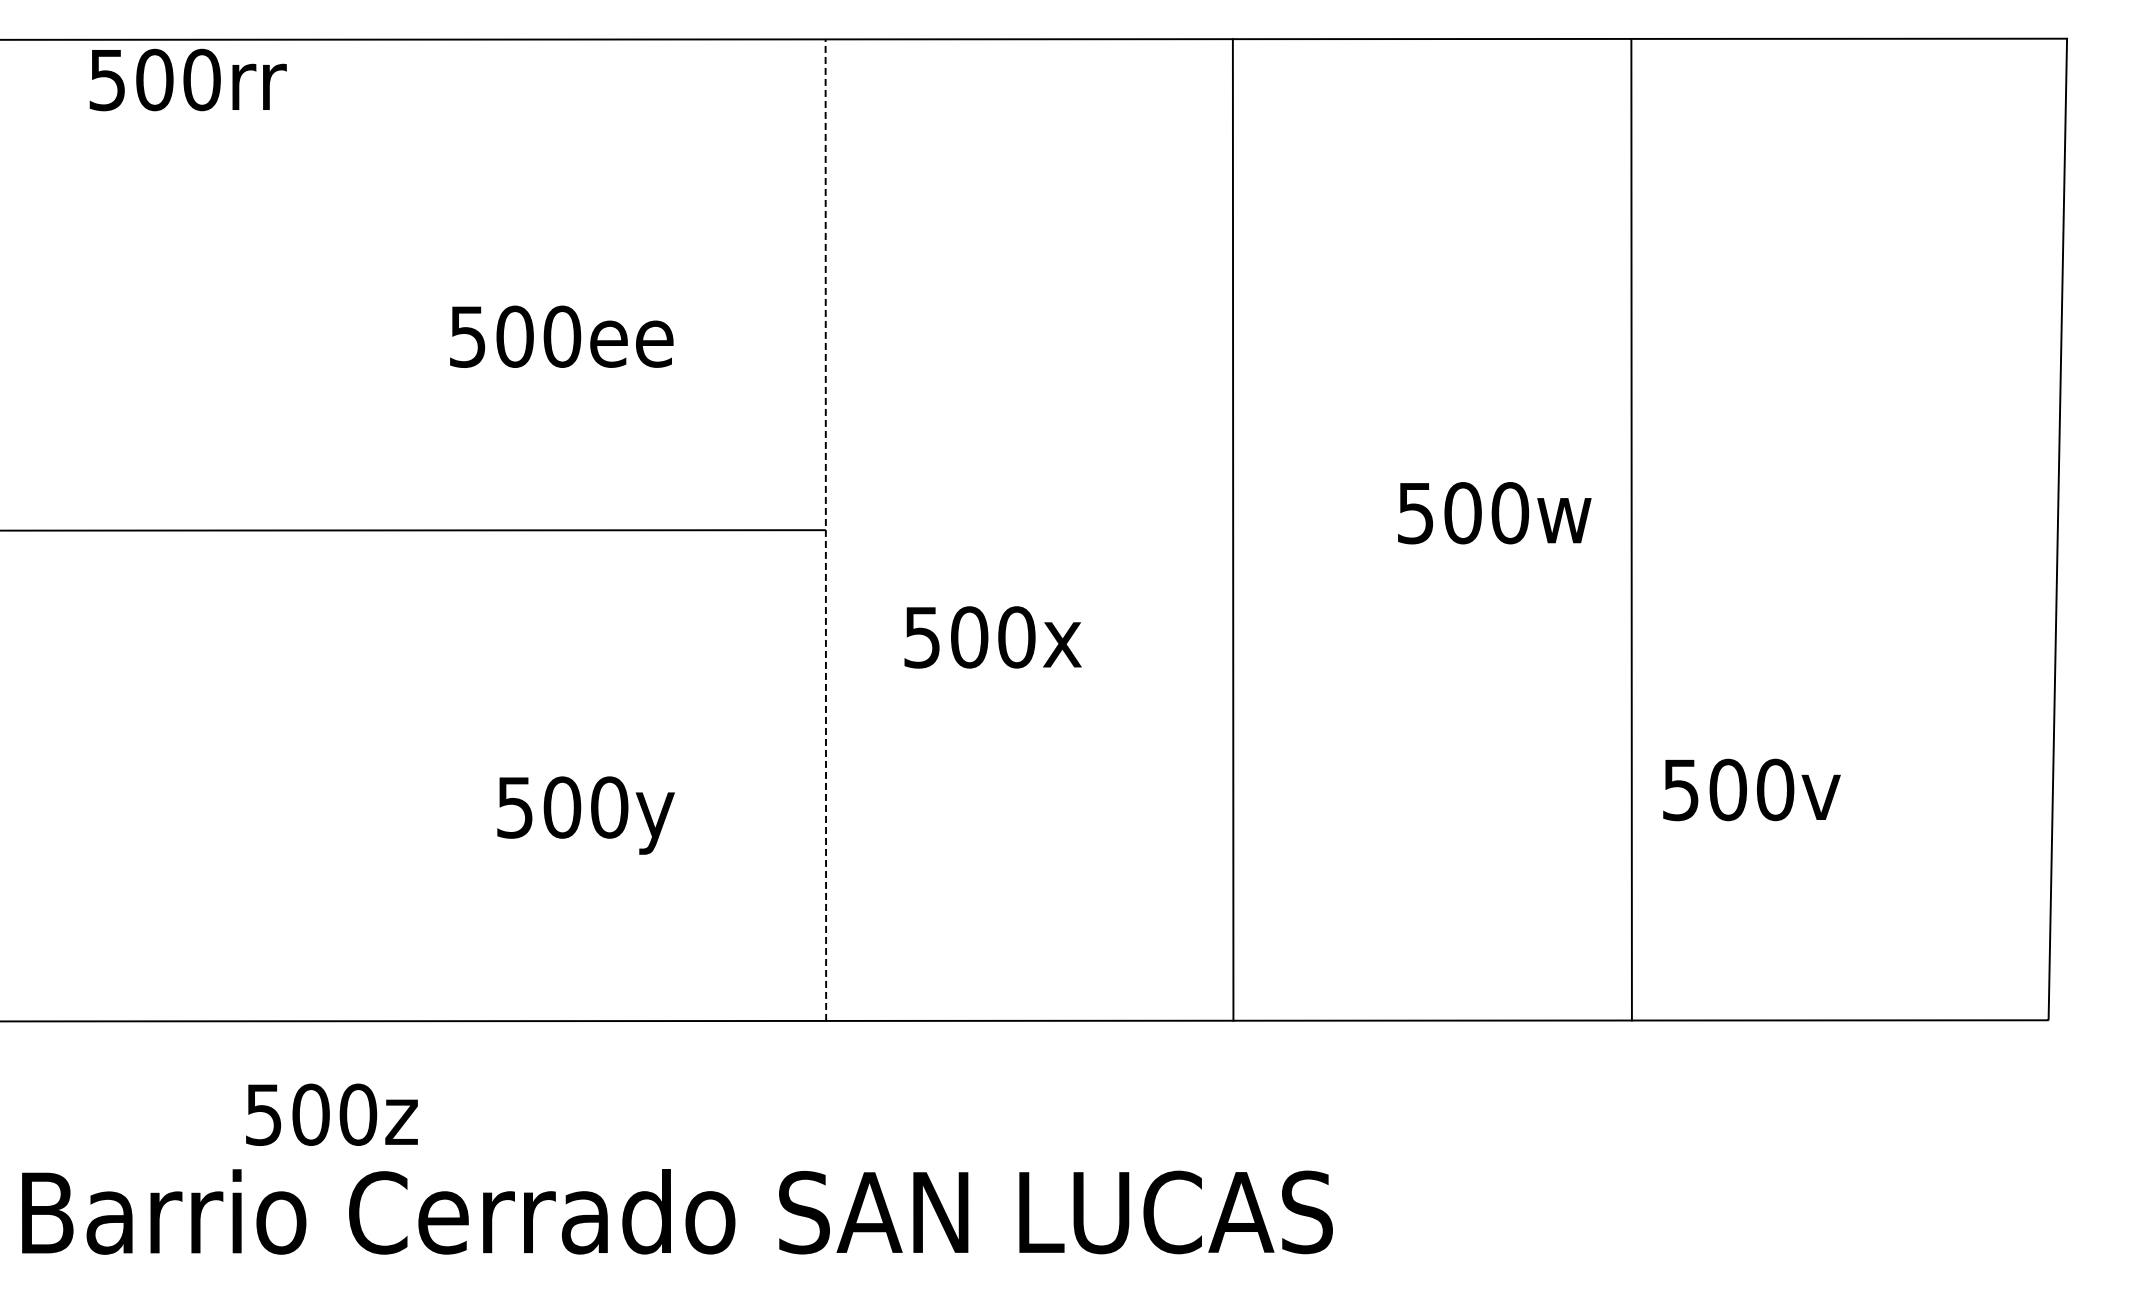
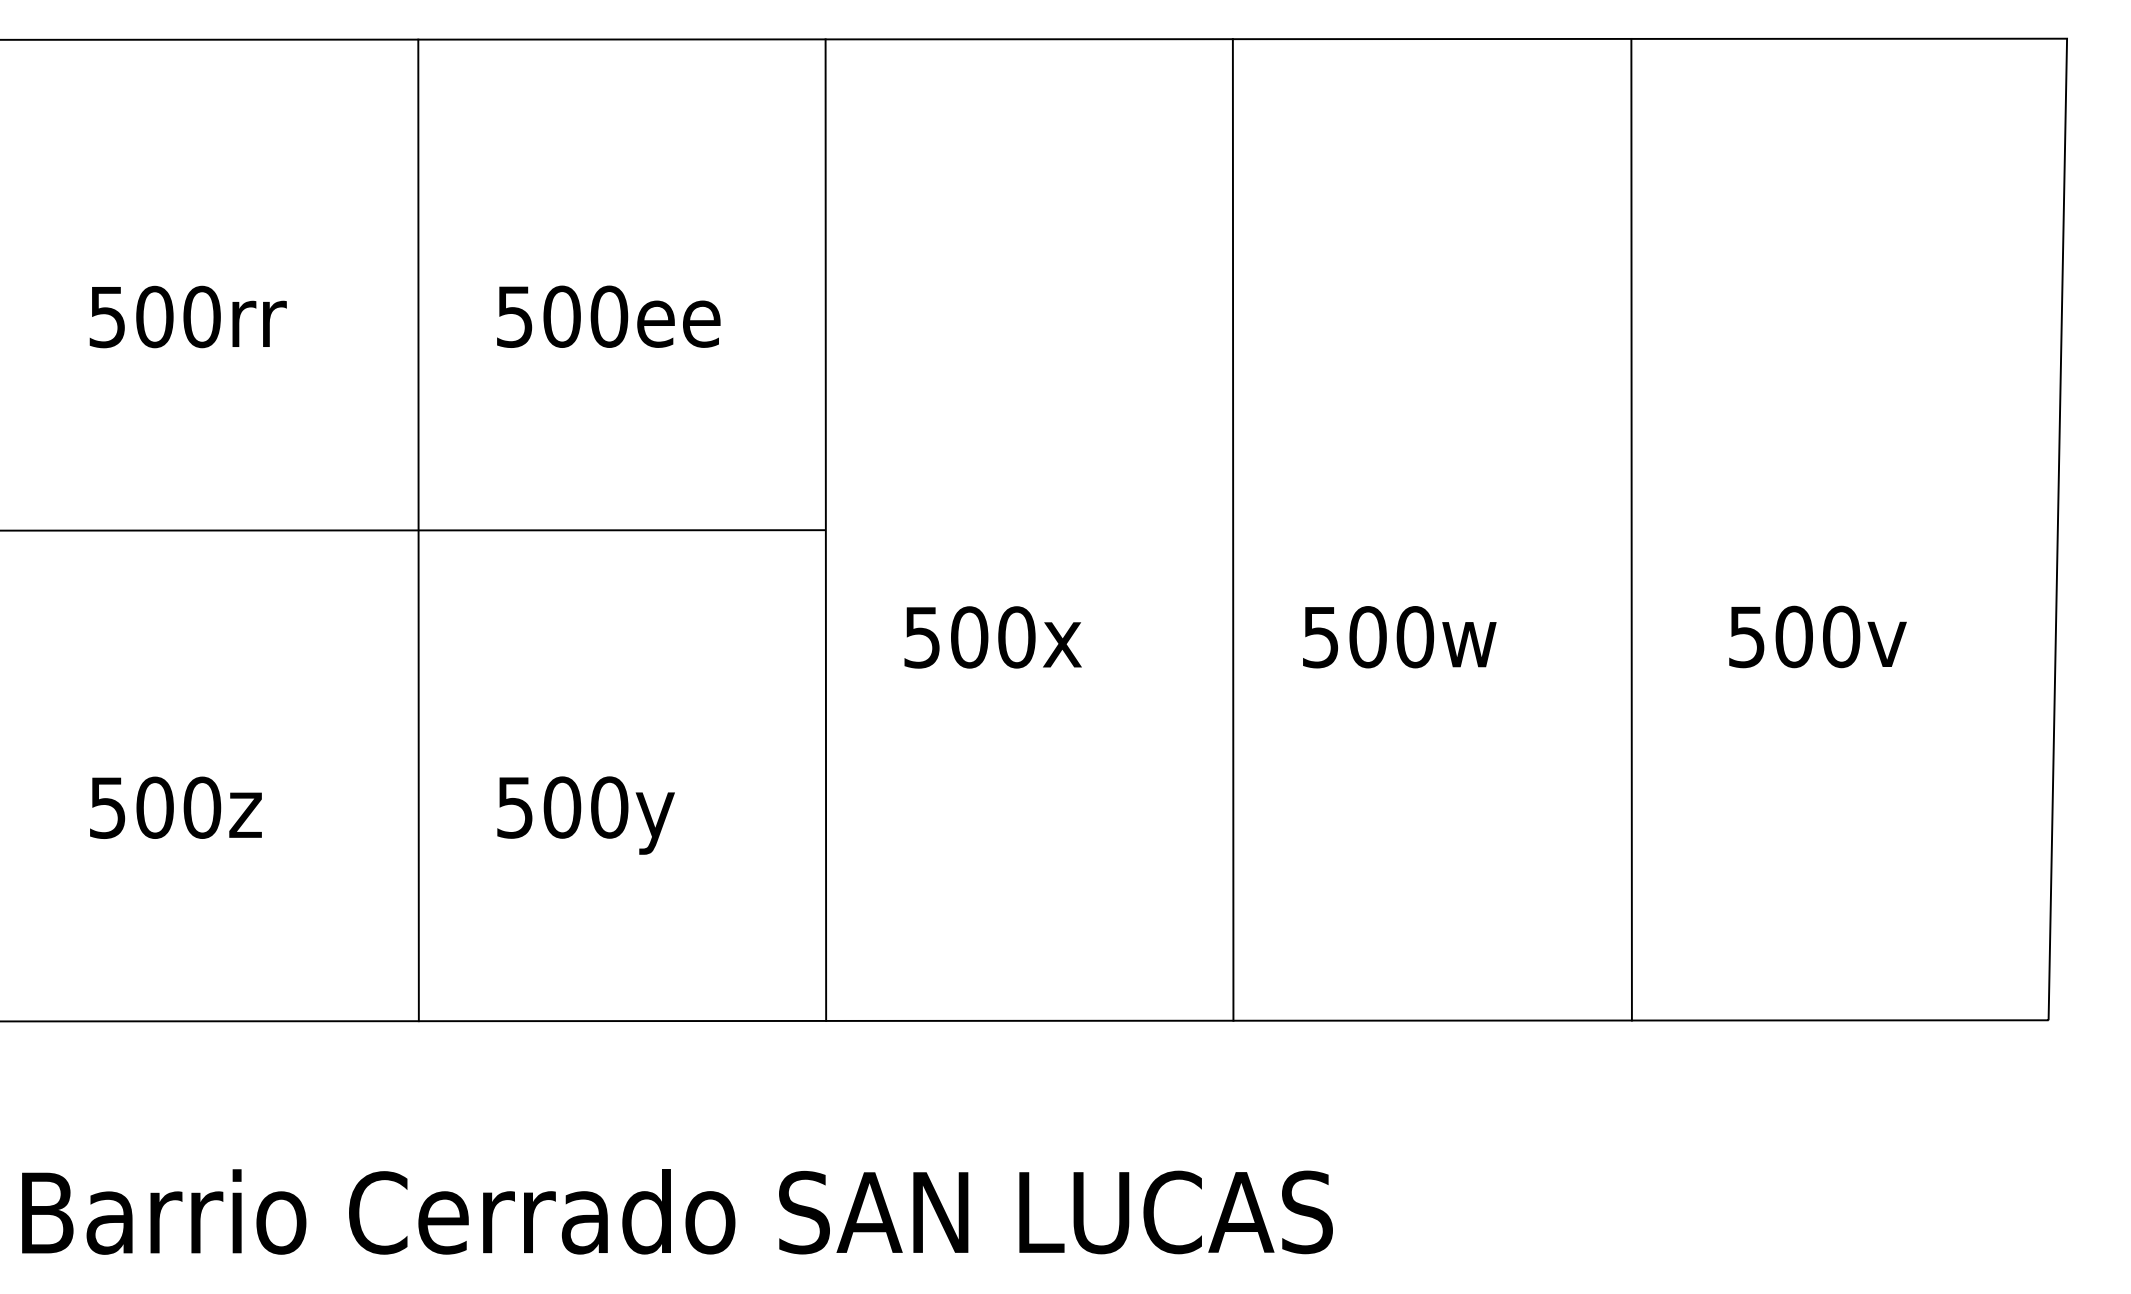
text position: (187, 79) -> (187, 316) (187, 316)
text position: (561, 336) -> (608, 316) (608, 316)
text position: (1494, 513) -> (1399, 637) (1399, 637)
line: none -> present (418, 530)
line: dashed -> solid (825, 530)
text position: (1751, 789) -> (1817, 636) (1817, 636)
text position: (331, 1114) -> (175, 807) (175, 807)
